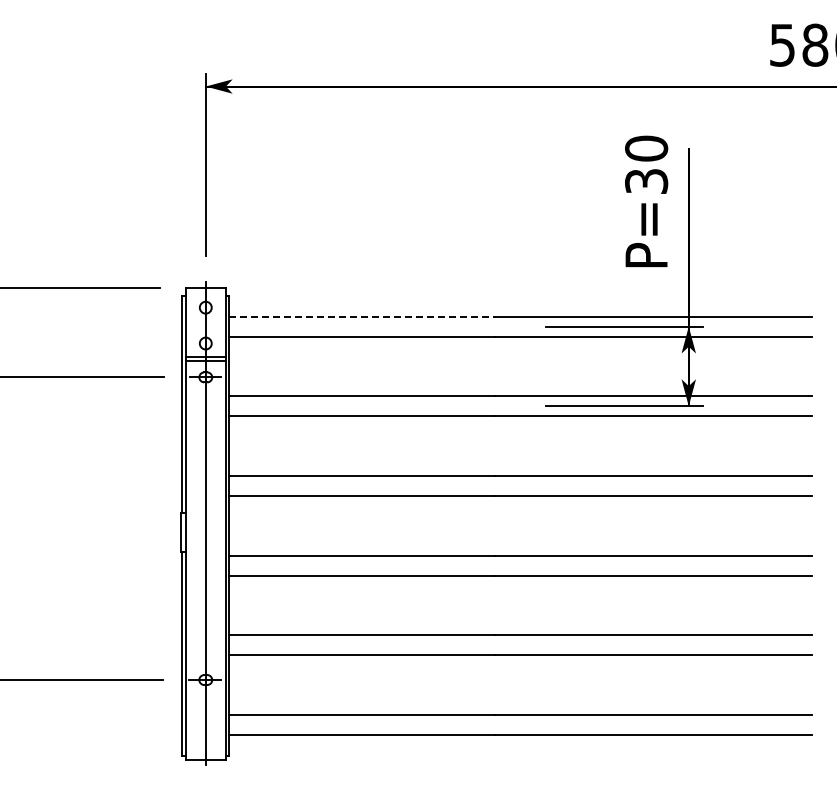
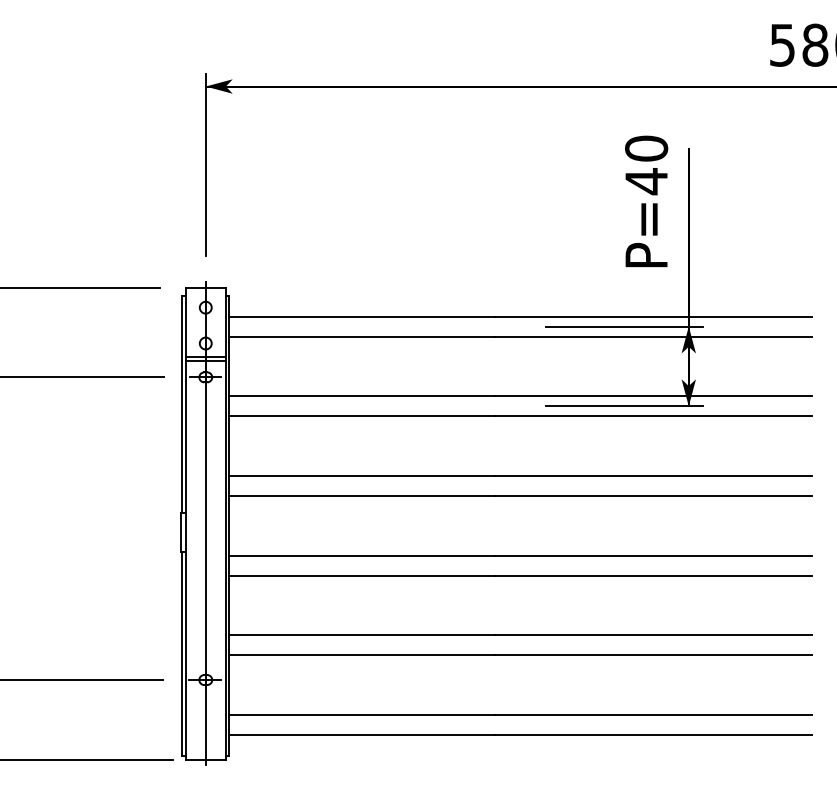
text: P=30 -> P=40 (646, 181)
line: dashed -> solid (361, 316)
line: none -> present (87, 759)
